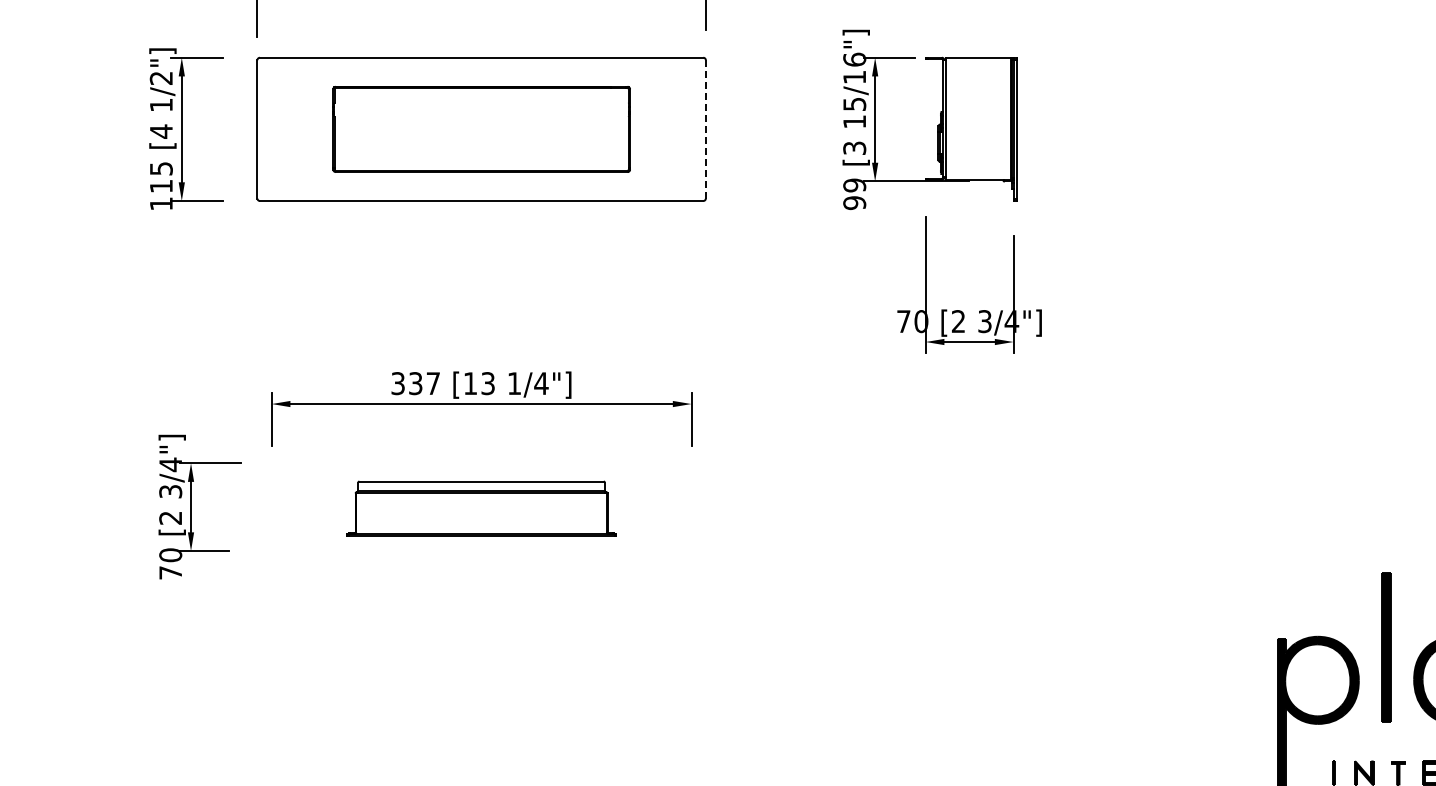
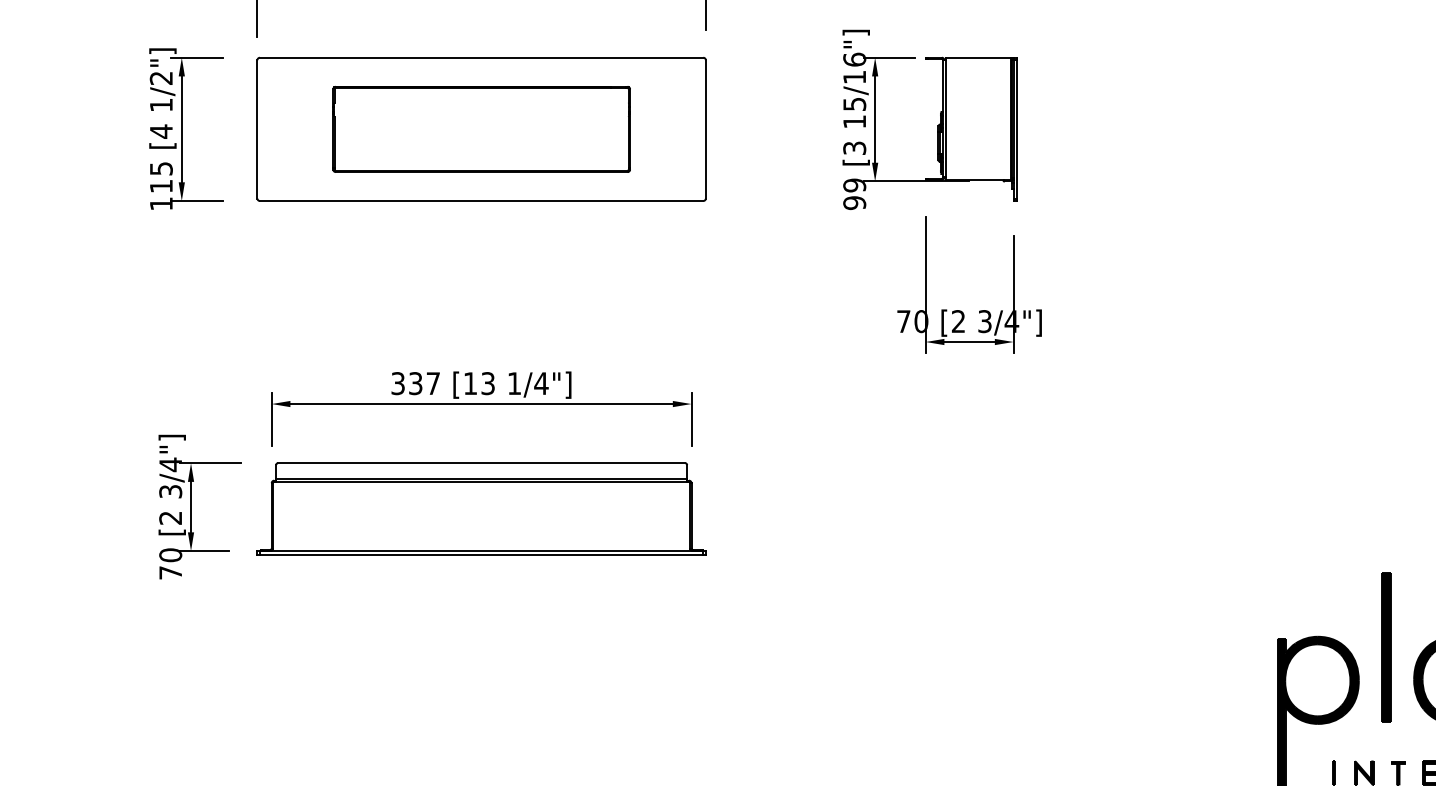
line: dashed -> solid (705, 128)
part size: 271x57 px -> 451x94 px (481, 508)
